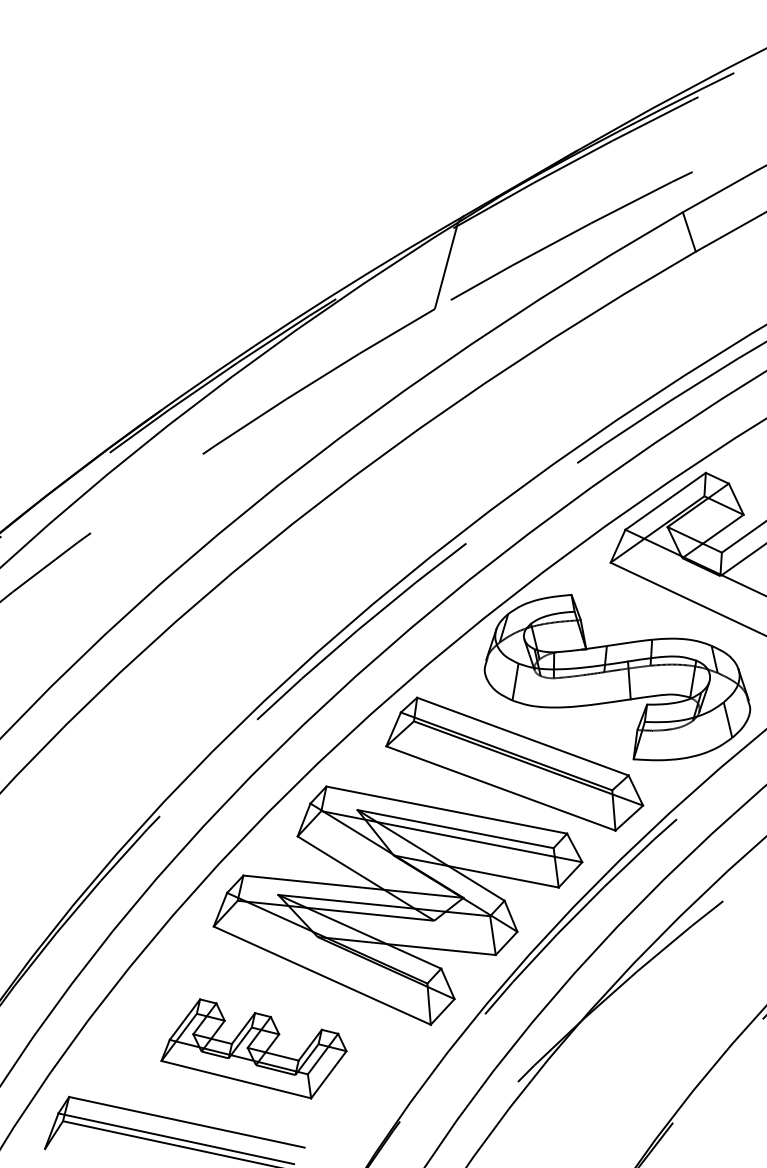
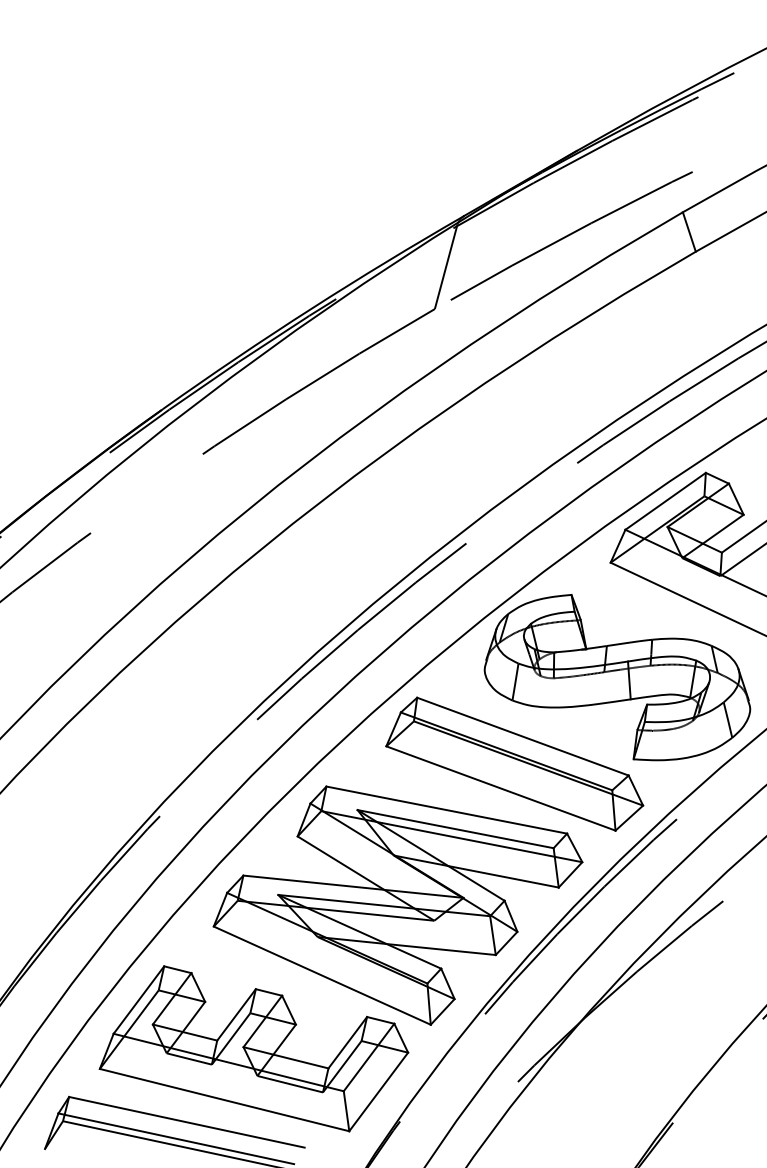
part size: 188x102 px -> 312x168 px (253, 1048)
